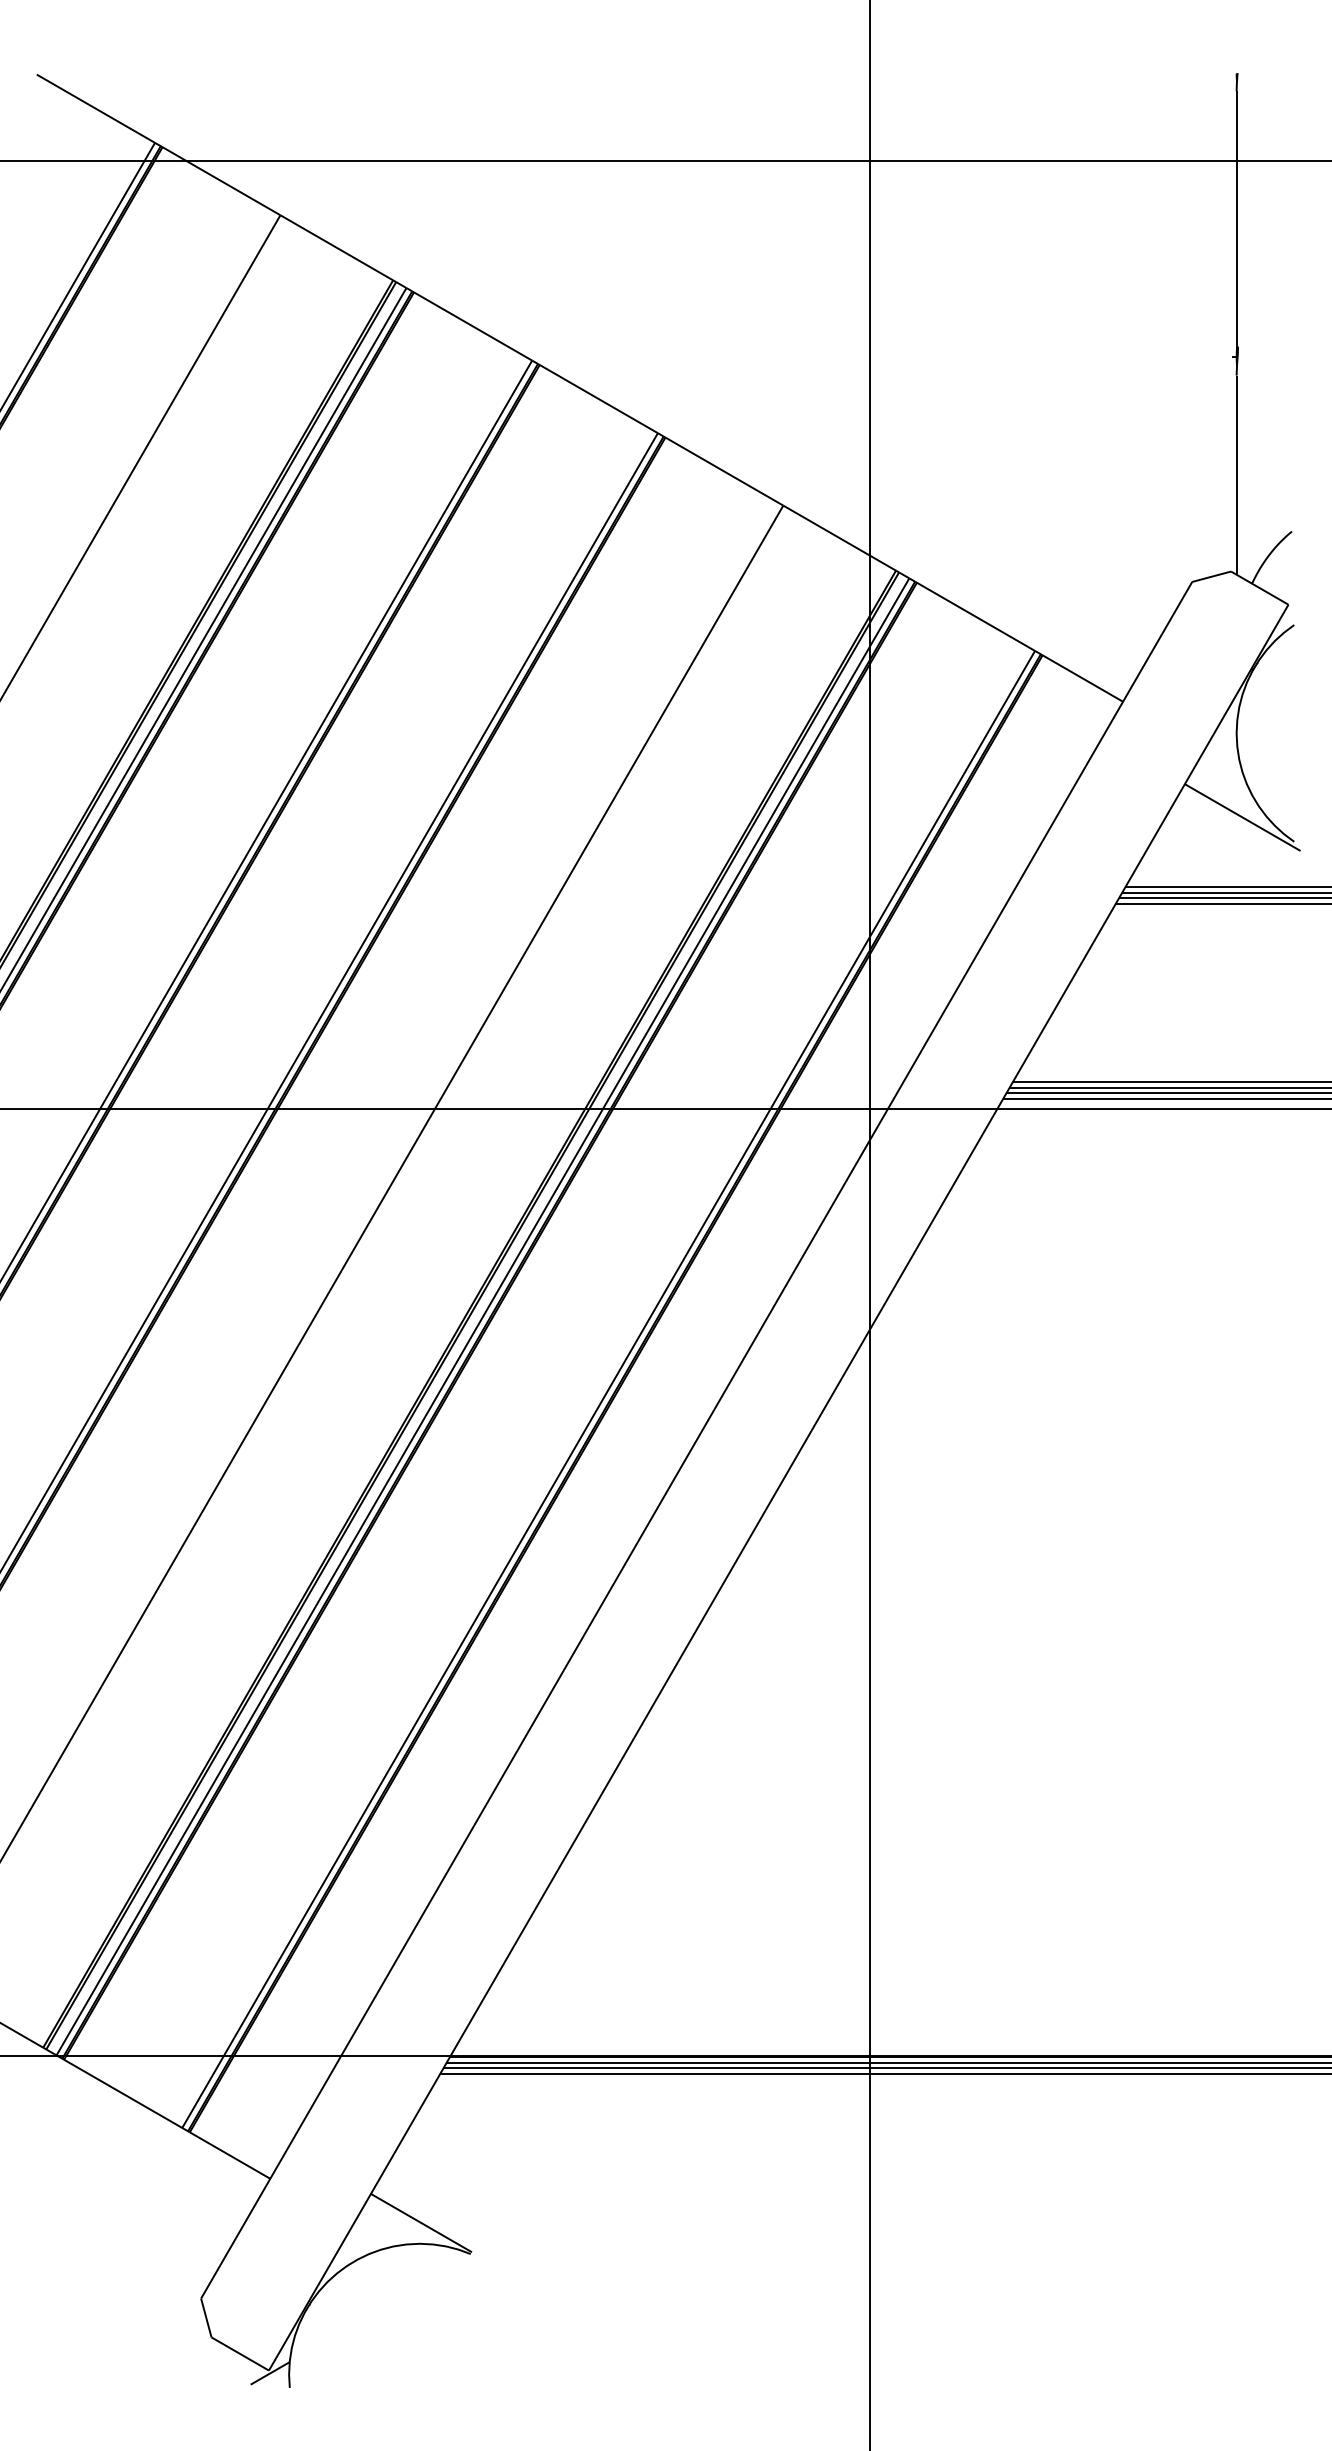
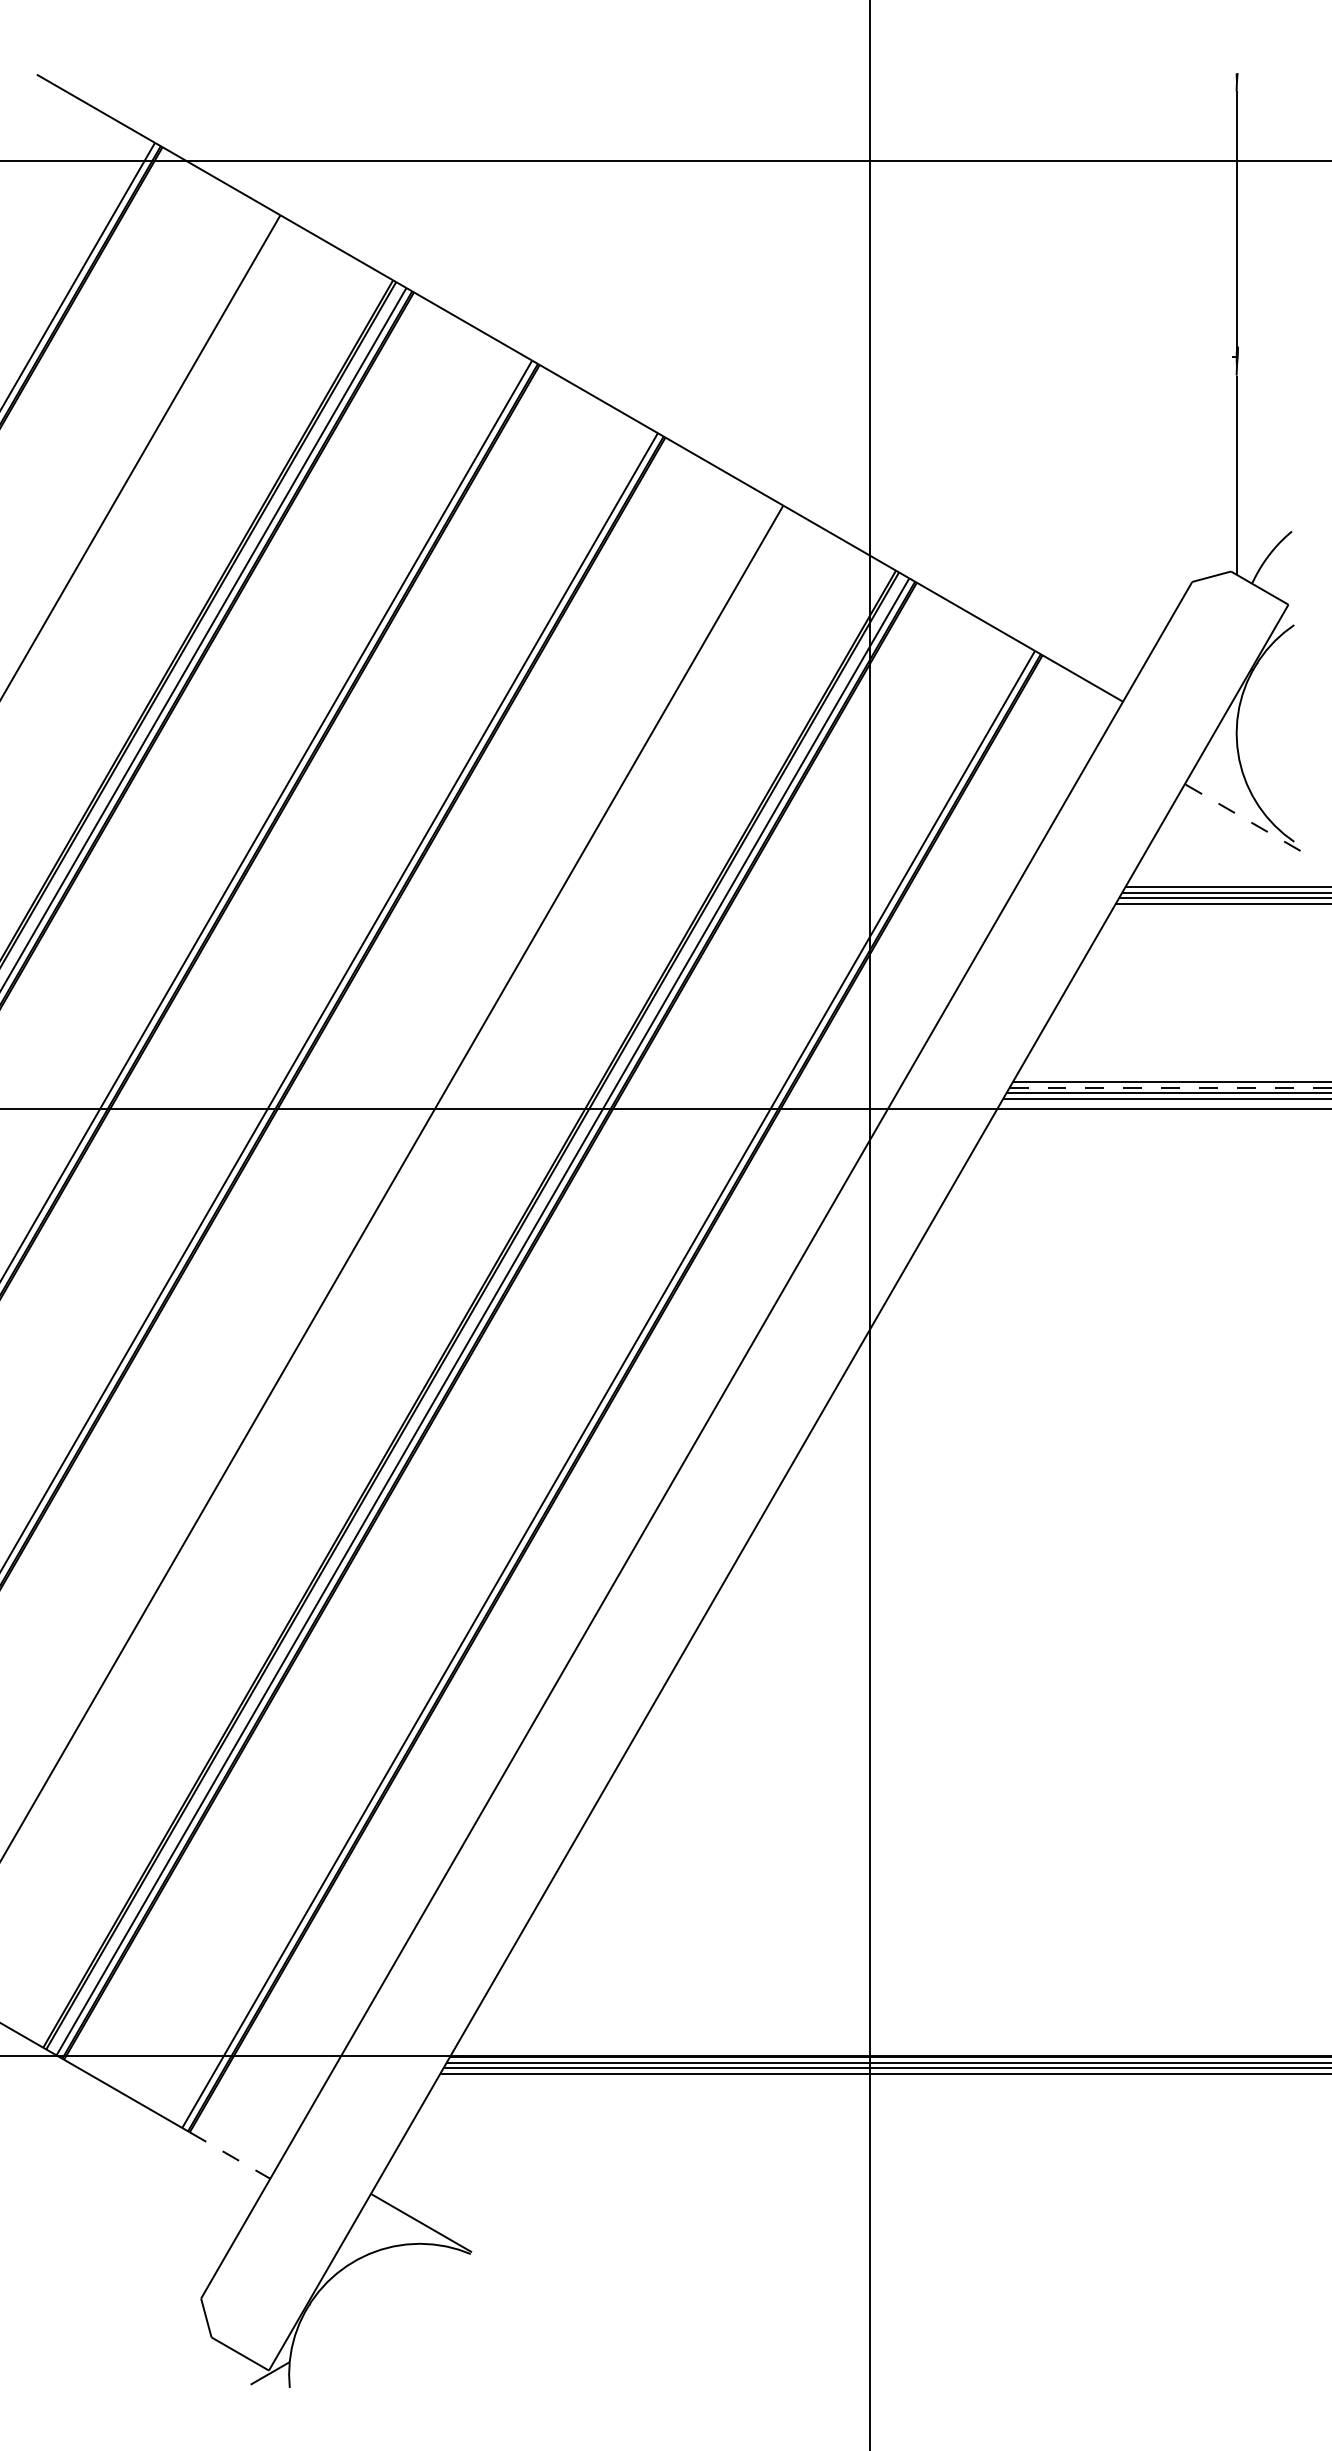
line: solid -> dashed (1242, 817)
line: solid -> dashed (1170, 1087)
line: solid -> dashed (230, 2155)
